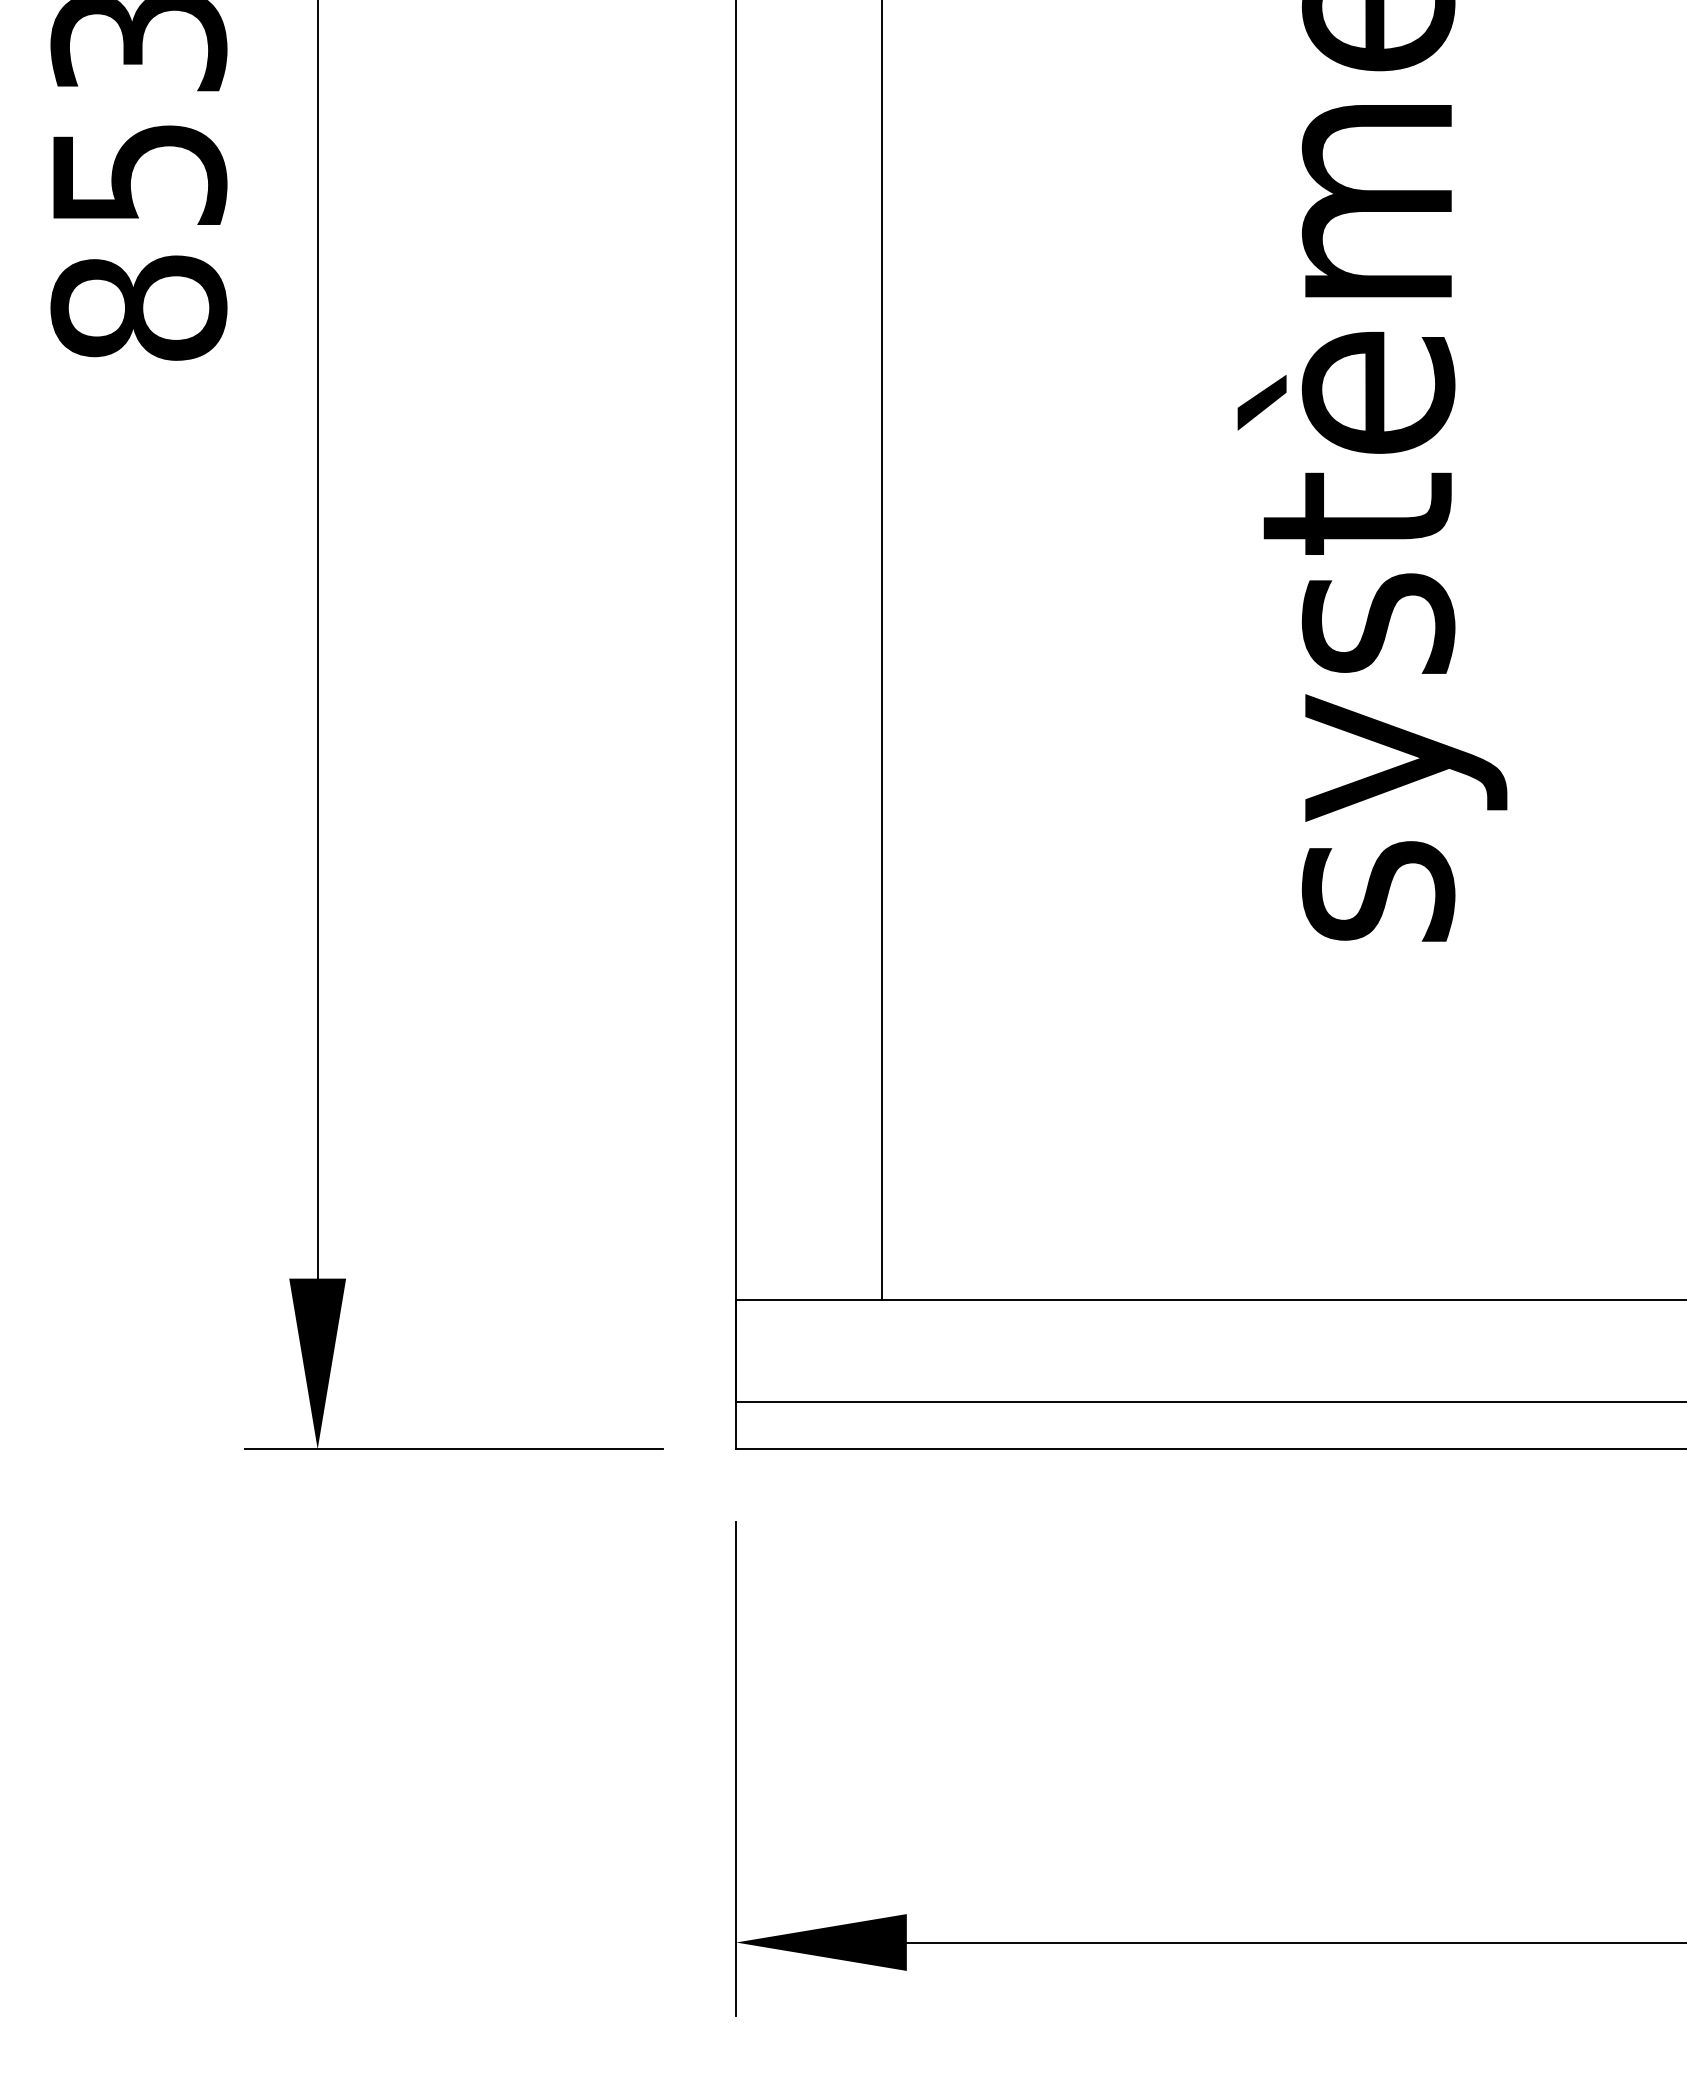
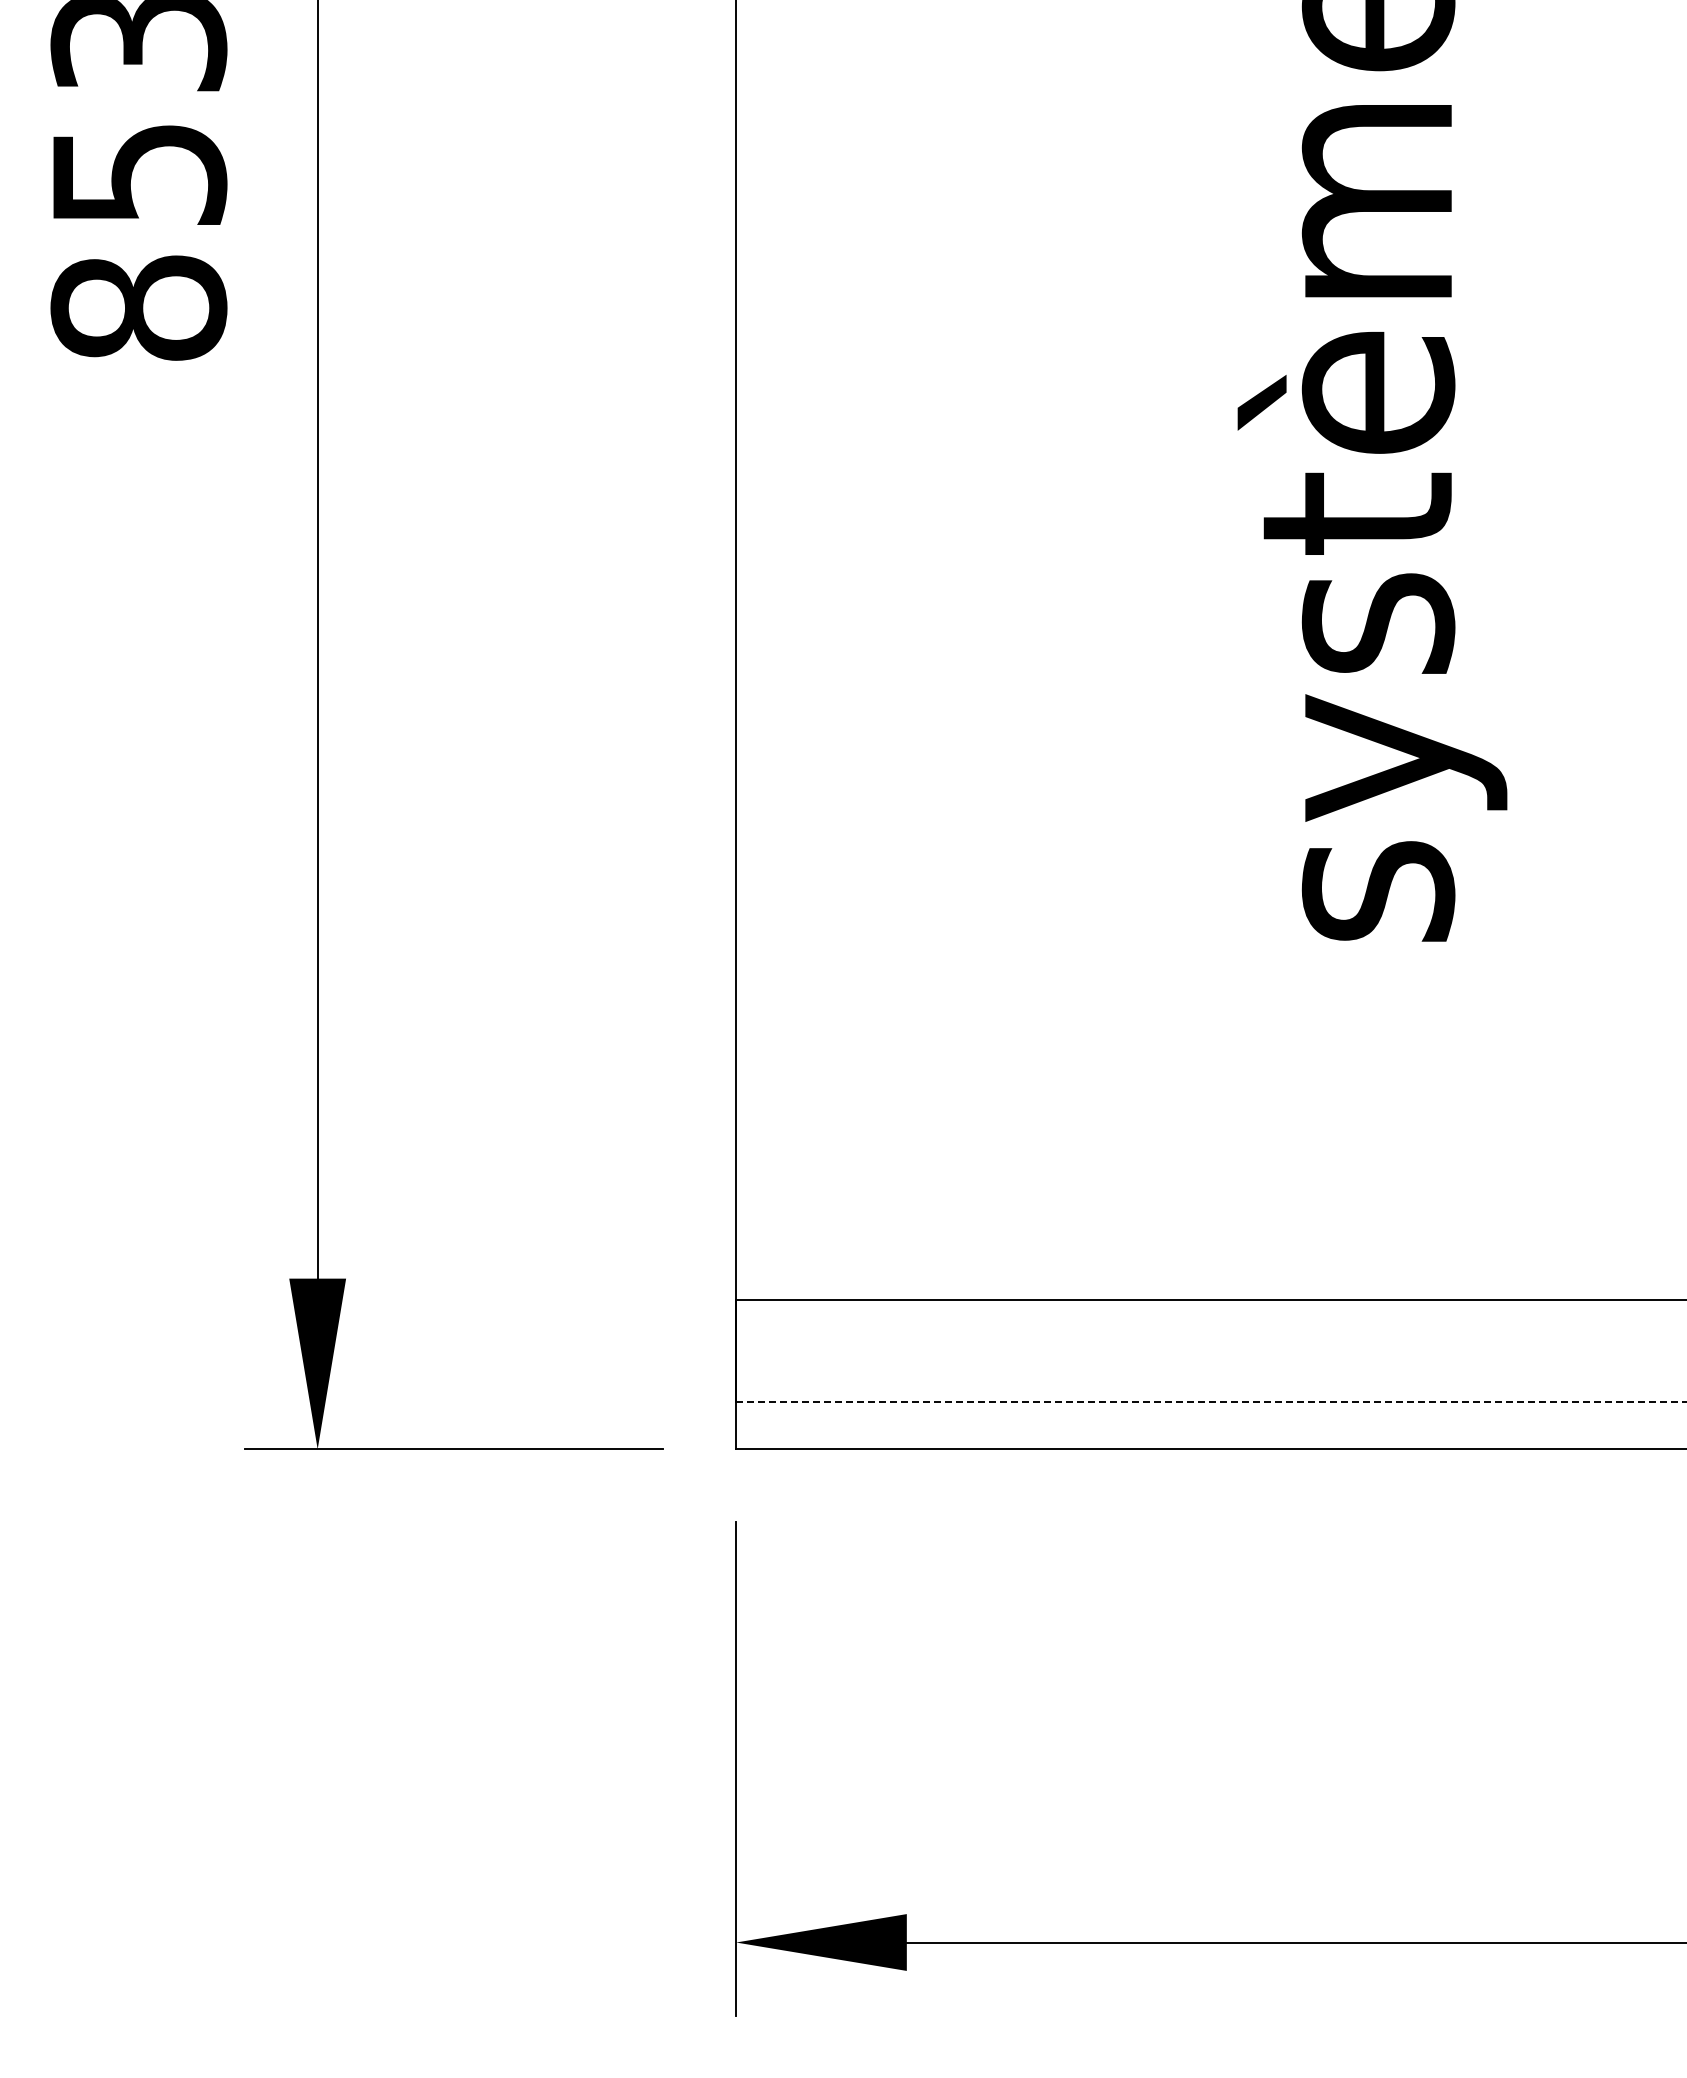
line: present -> none (882, 651)
line: solid -> dashed (1211, 1401)
